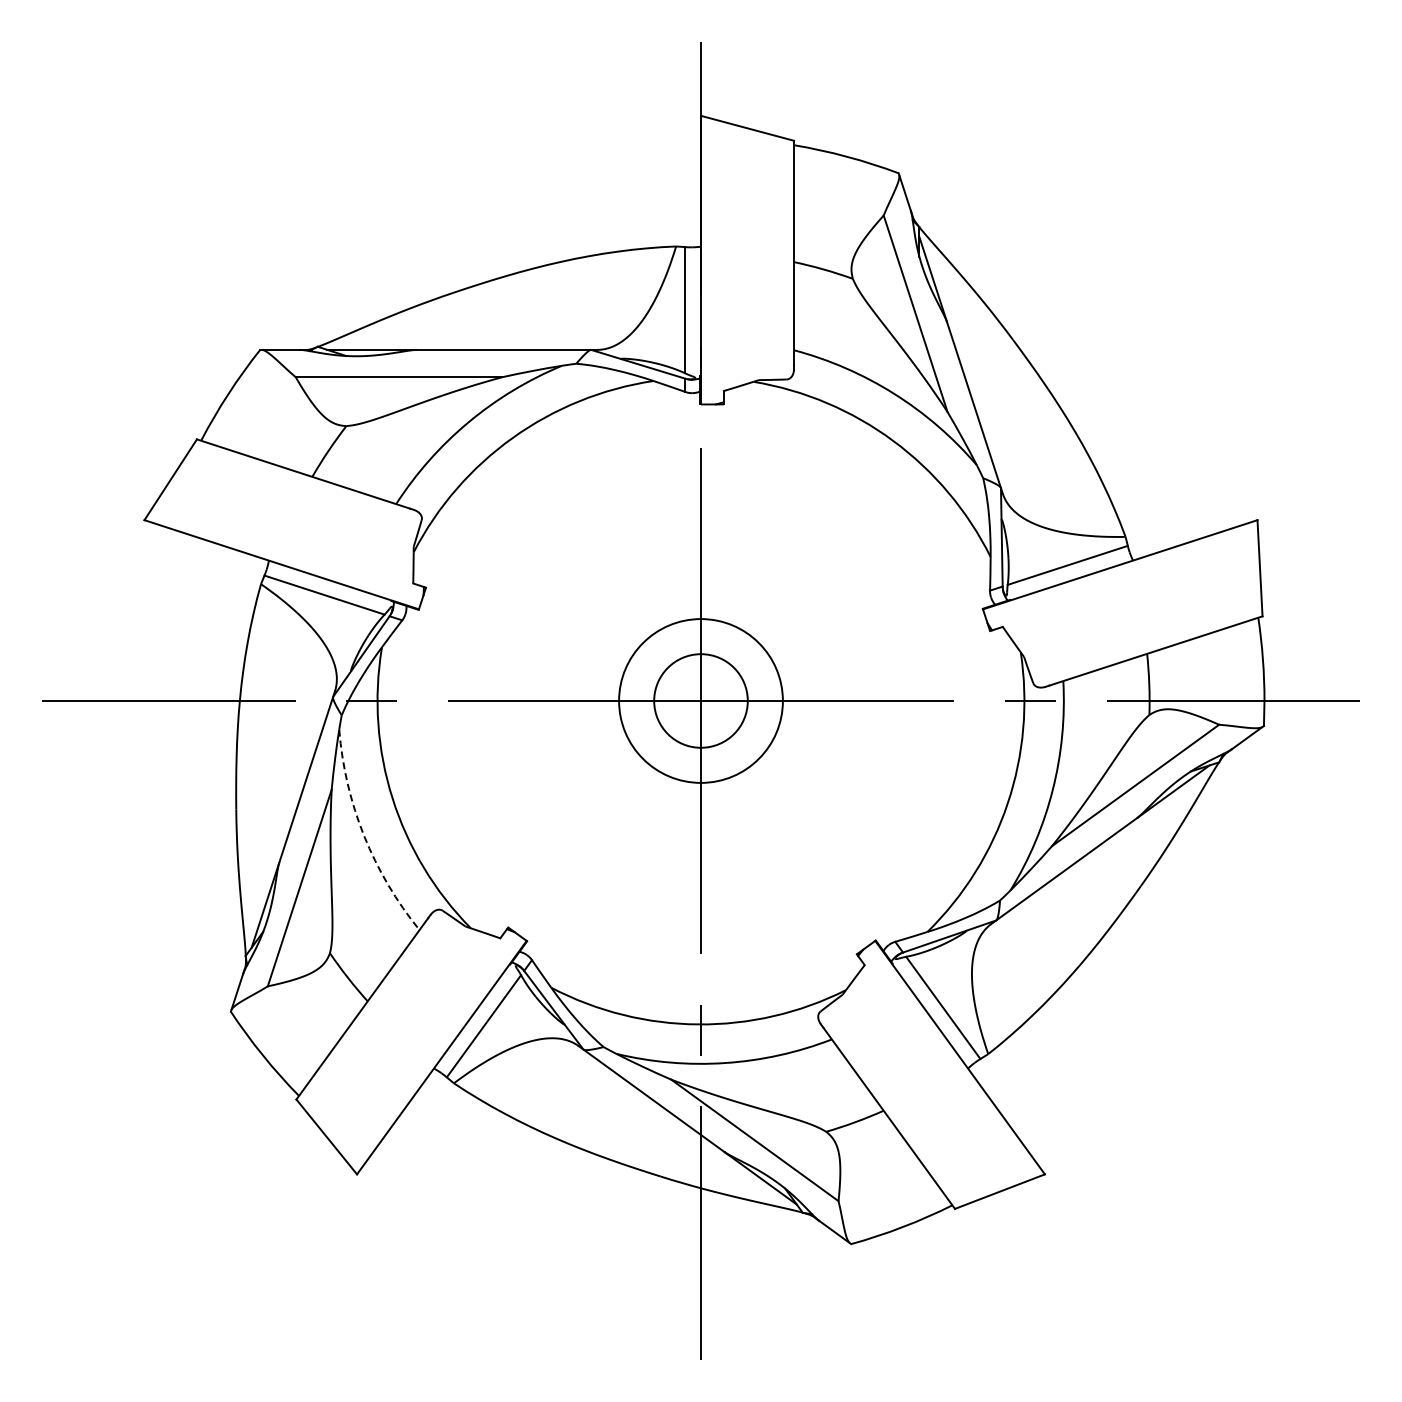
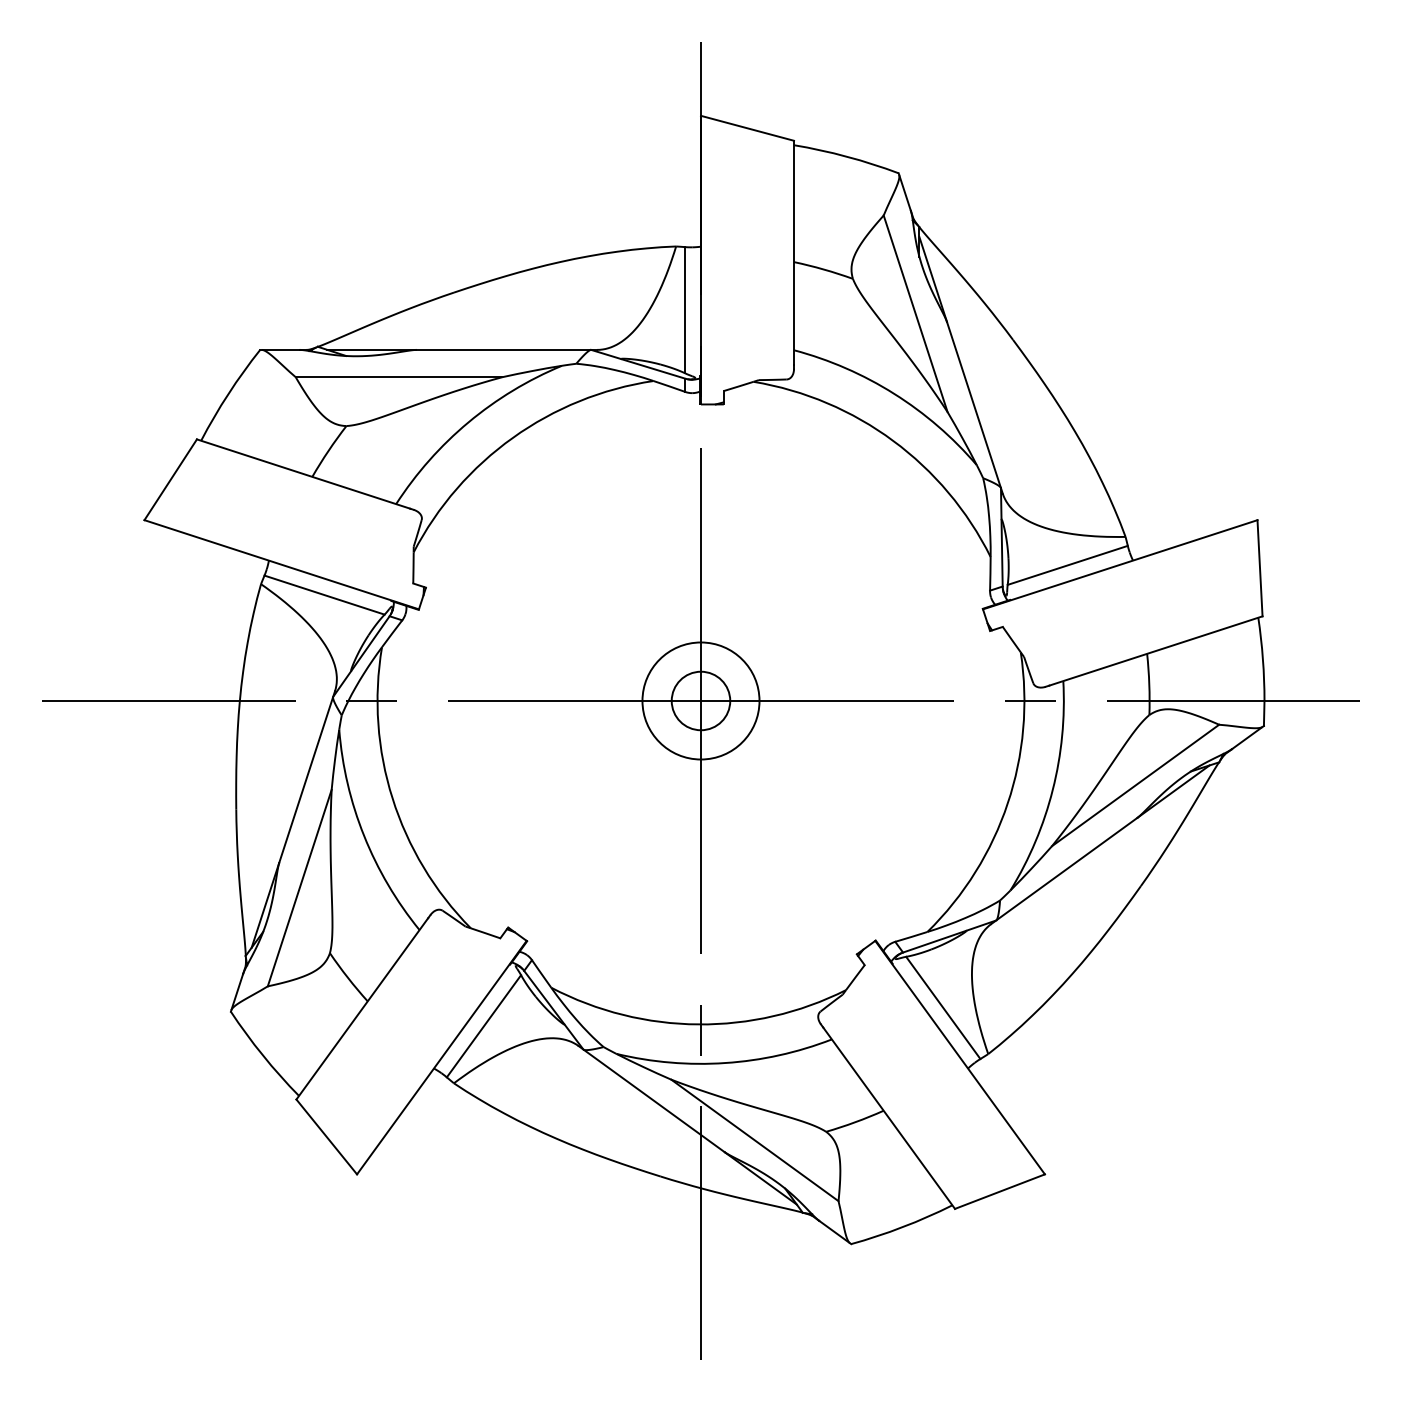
circle diameter: 164 px -> 117 px (700, 700)
circle diameter: 94 px -> 59 px (700, 700)
arc: dashed -> solid (364, 835)
